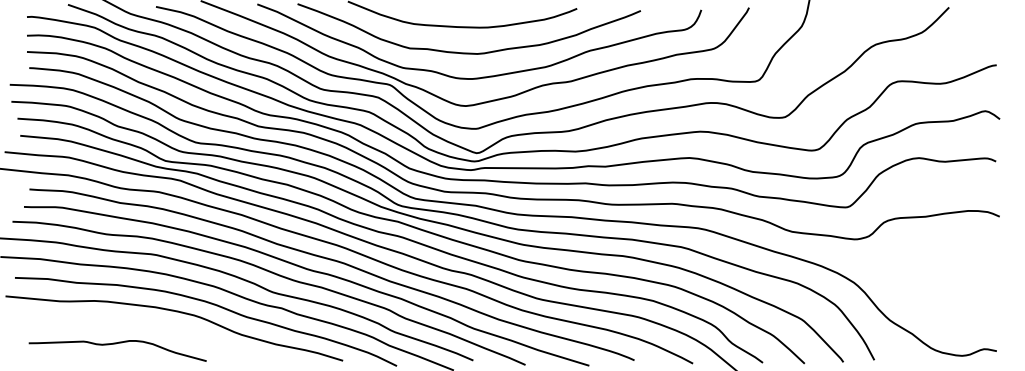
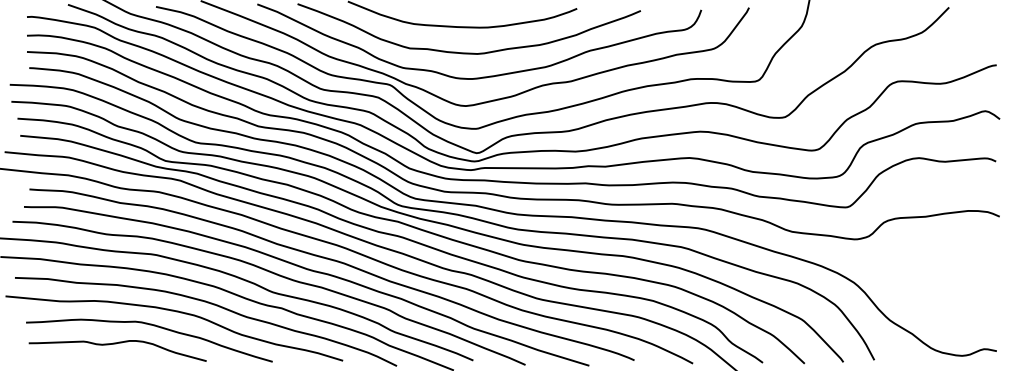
curve: none -> present (153, 326)
